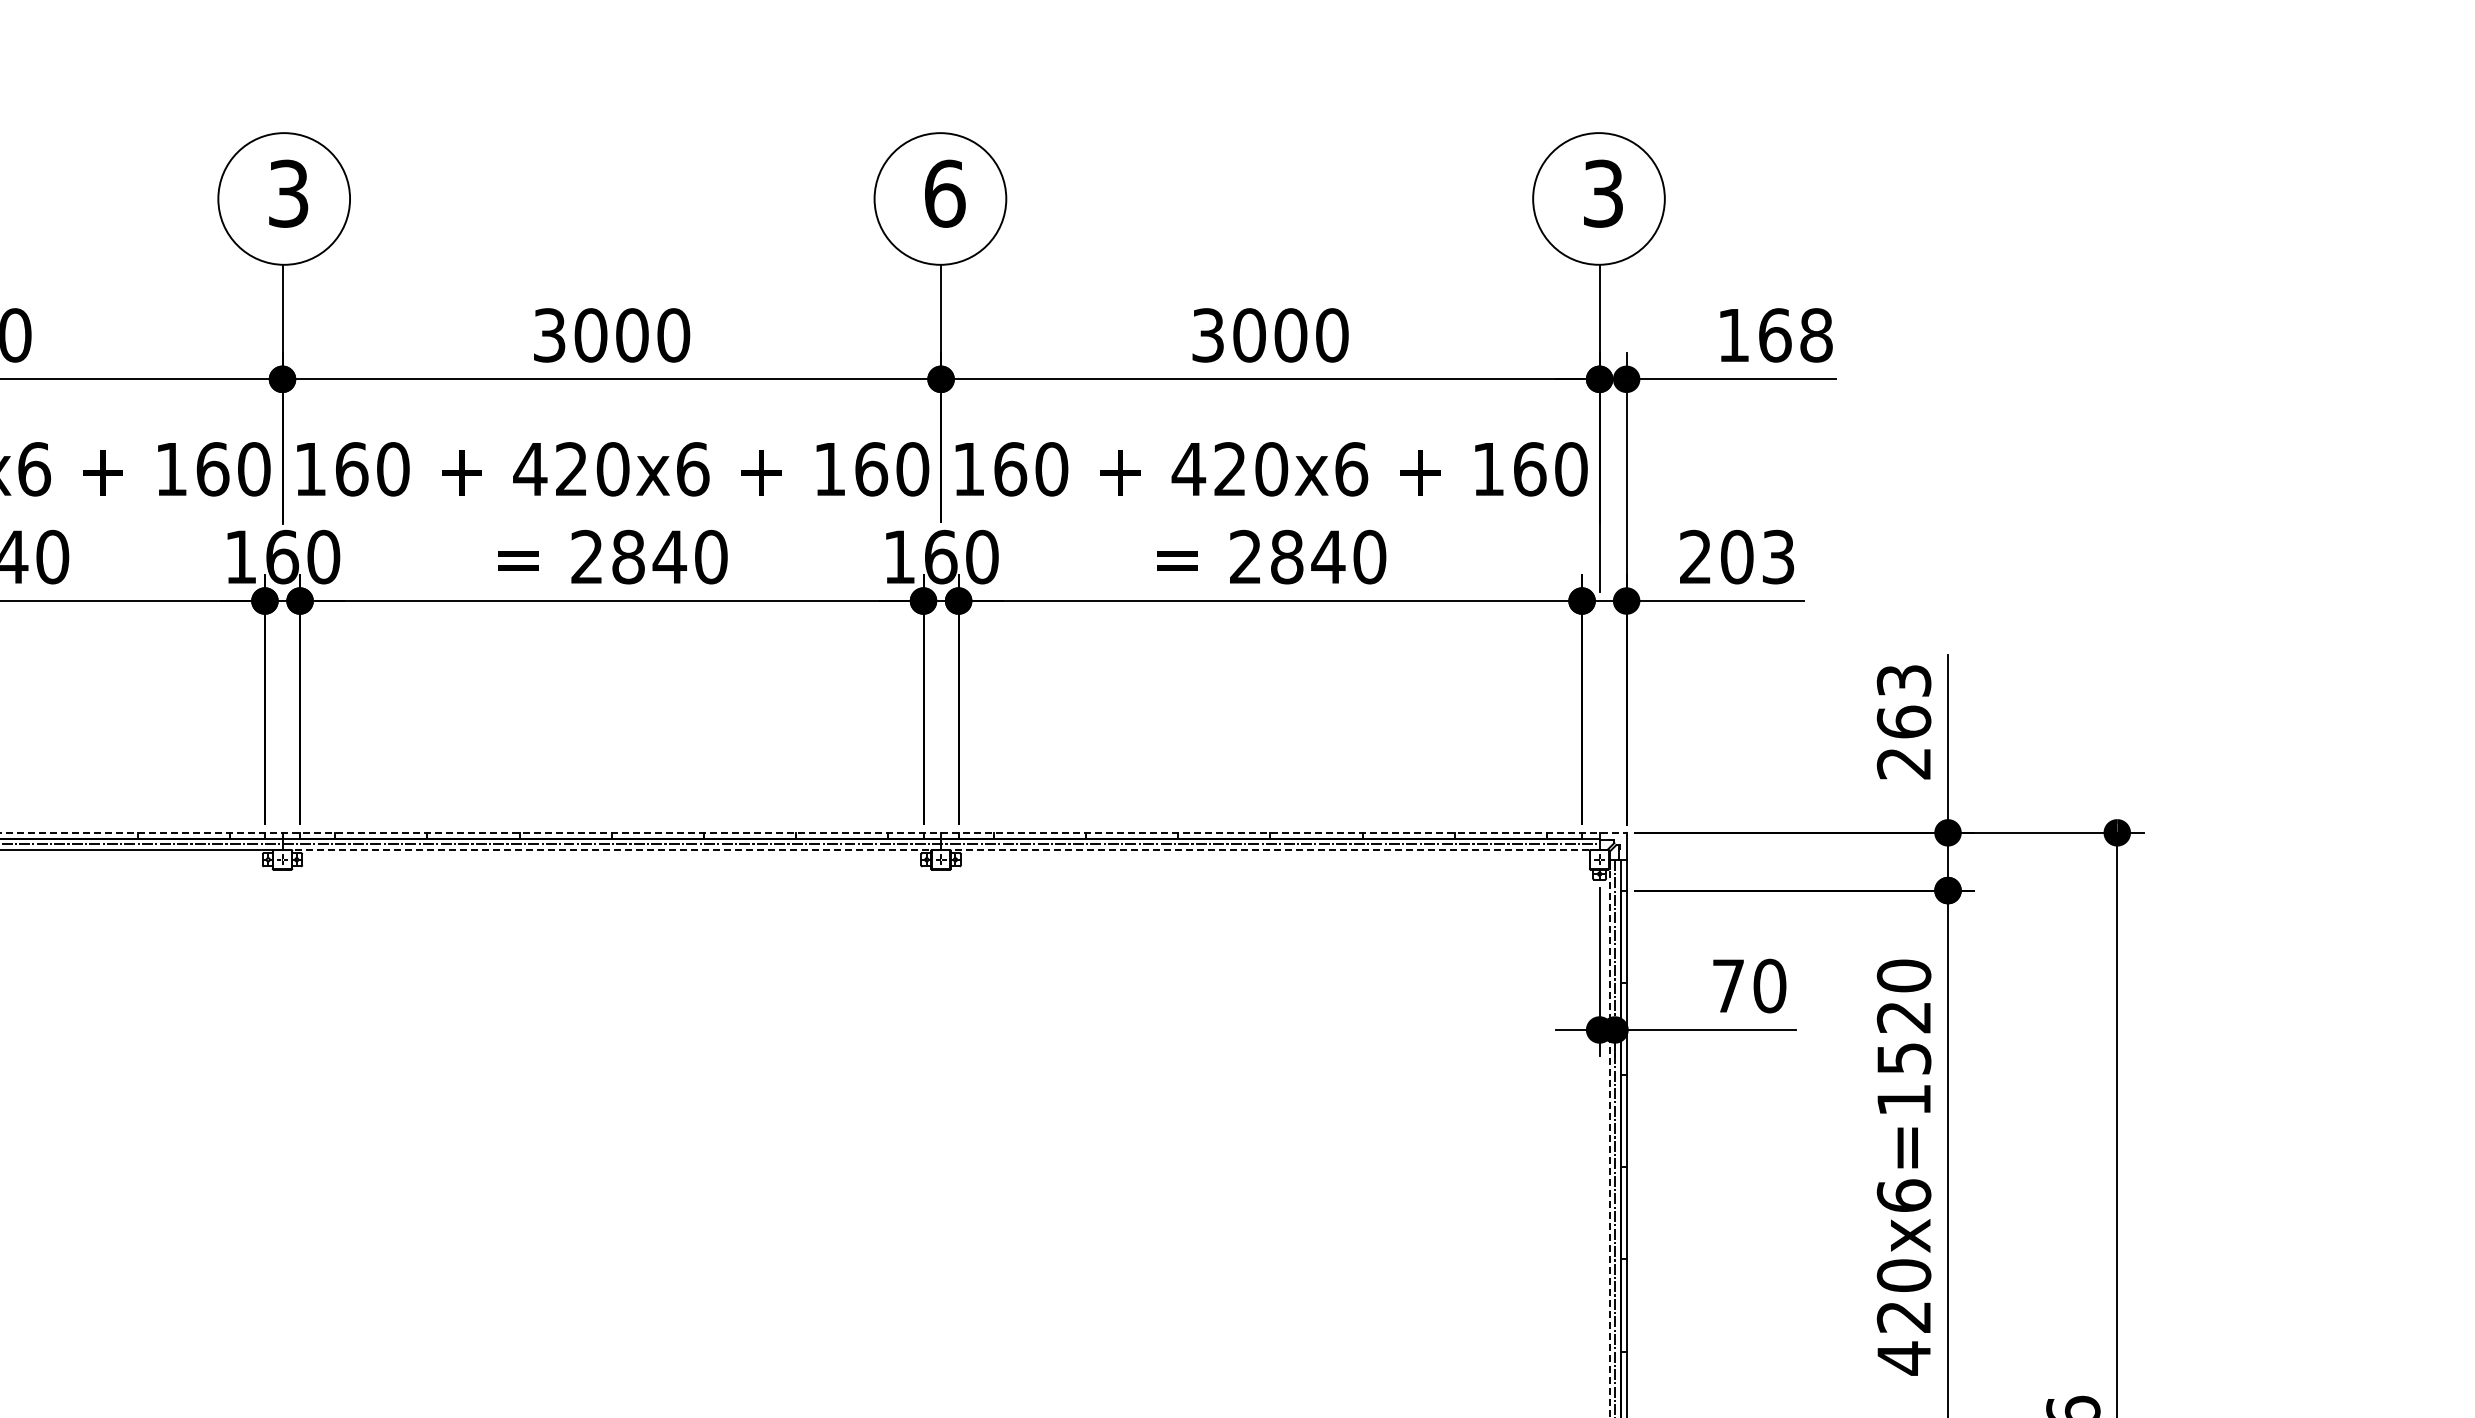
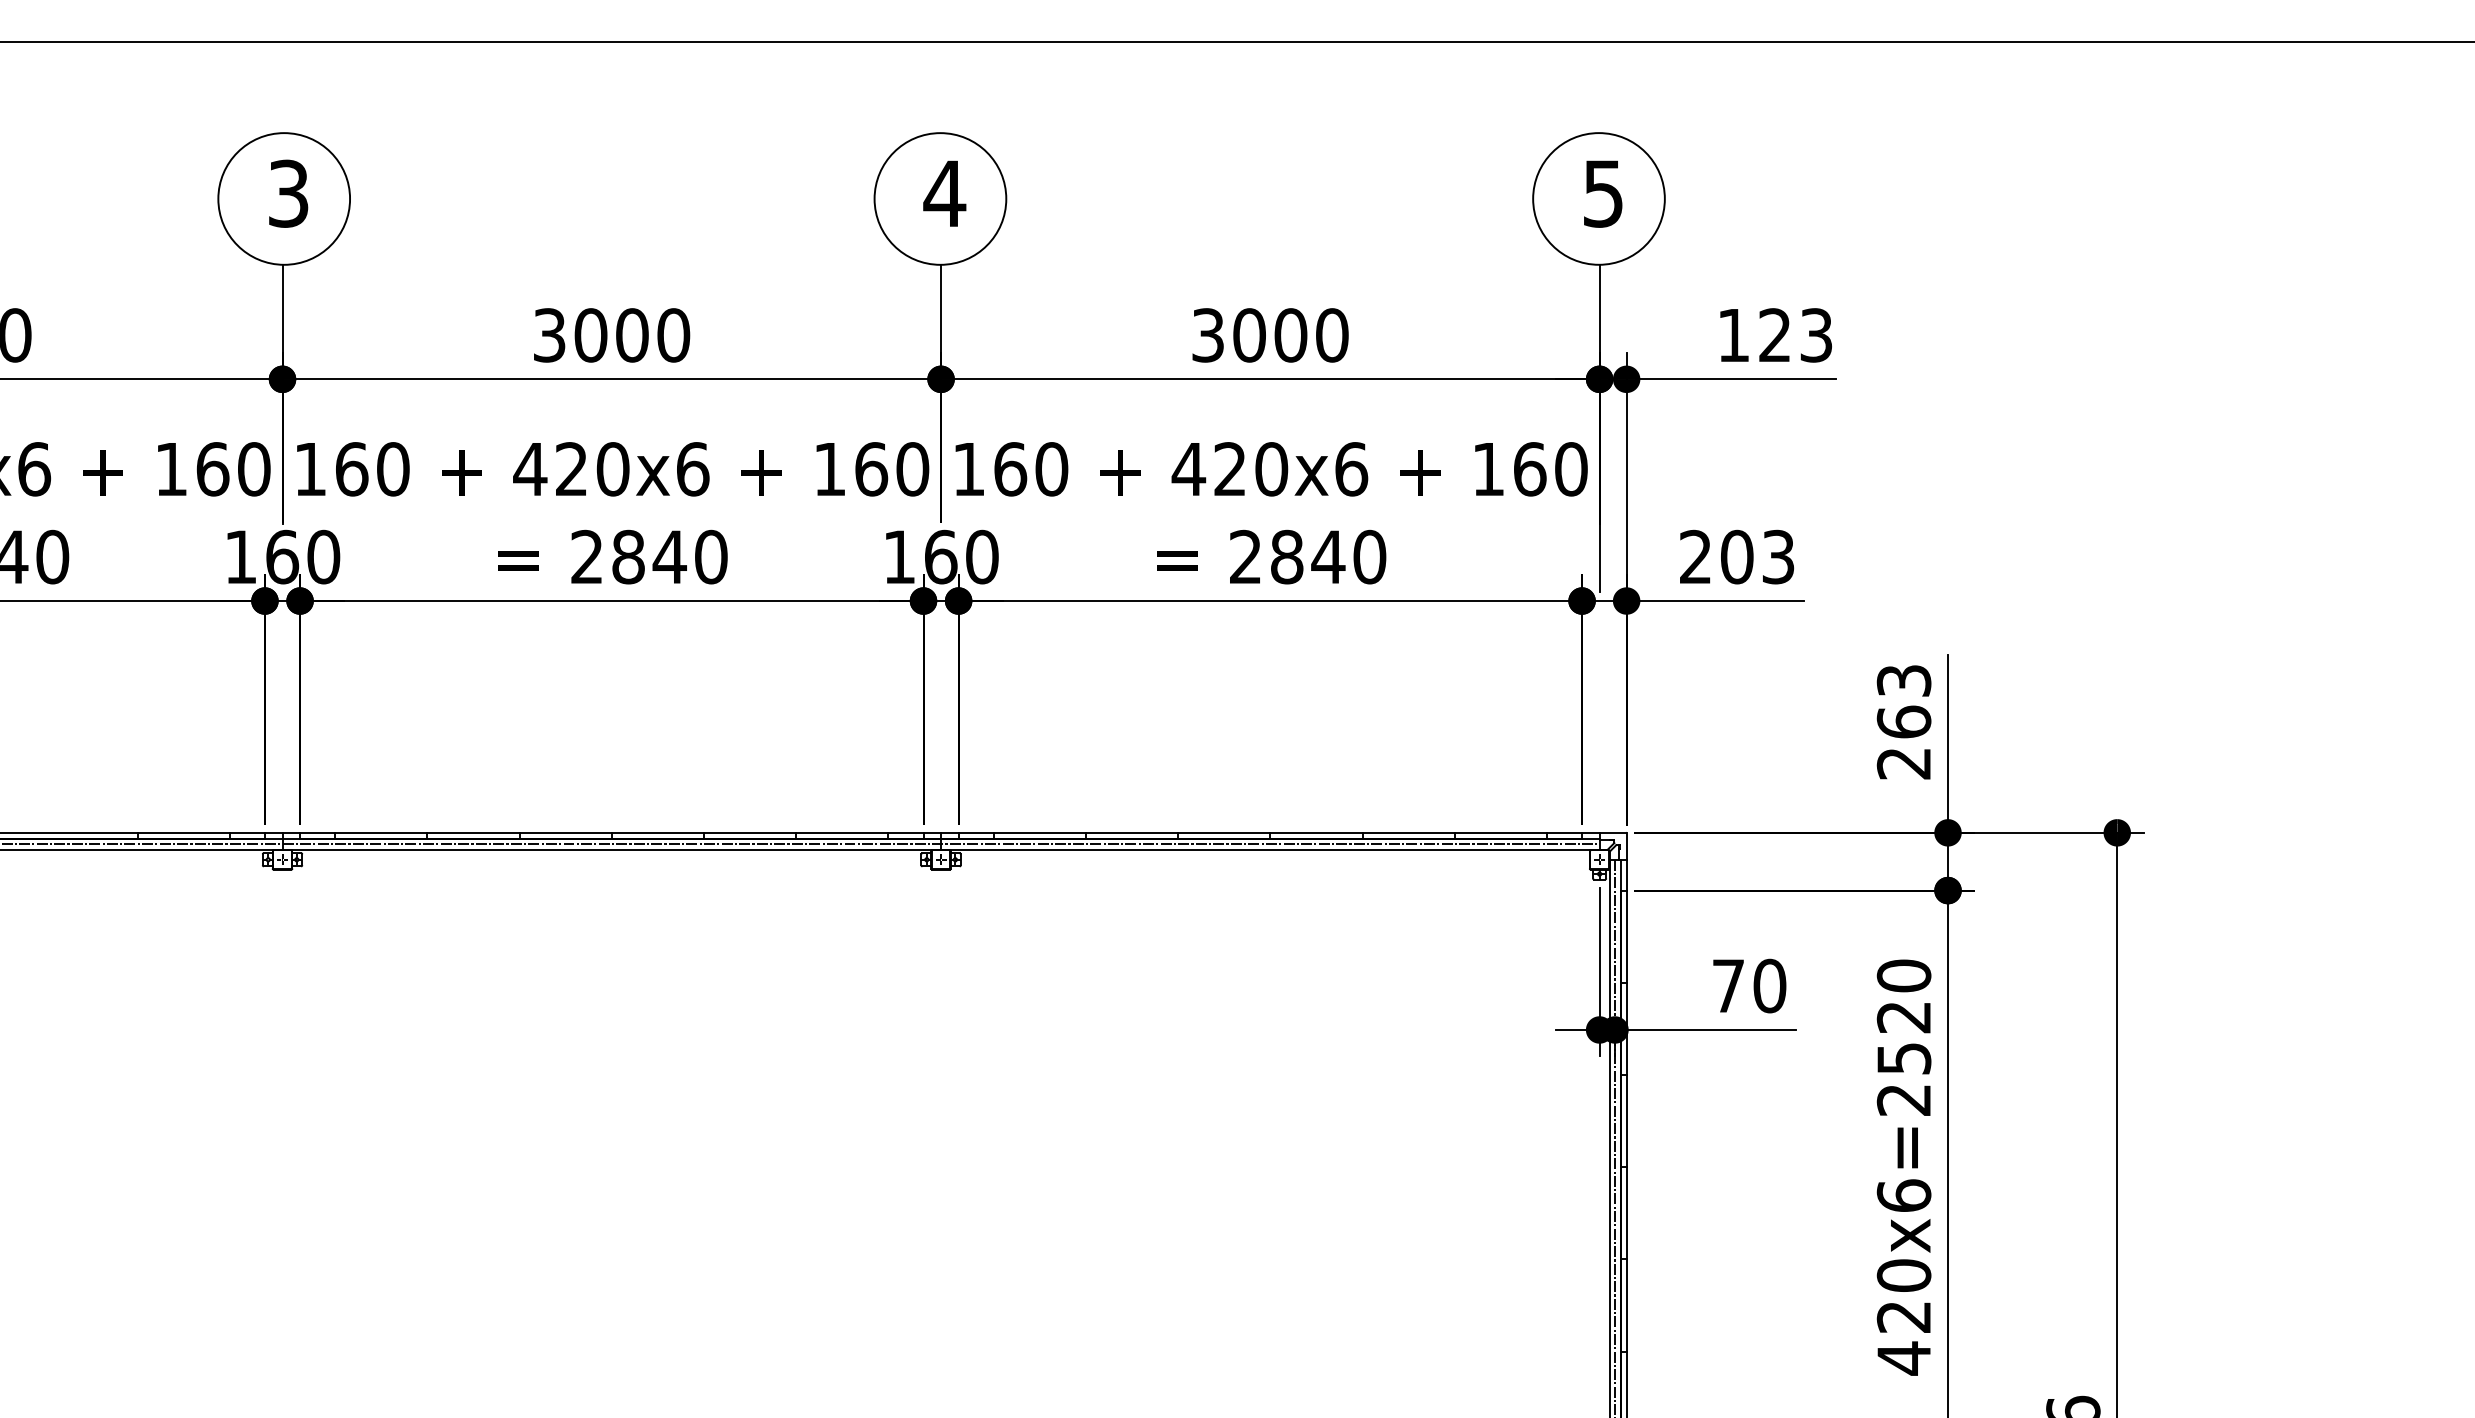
line: none -> present (1236, 42)
text: 6 -> 4 (944, 193)
text: 3 -> 5 (1603, 193)
text: 168 -> 123 (1795, 335)
line: dashed -> solid (813, 832)
line: dashed -> solid (941, 849)
text: 420x6=1520 -> 420x6=2520 (1903, 1100)
line: dashed -> solid (1609, 1138)
